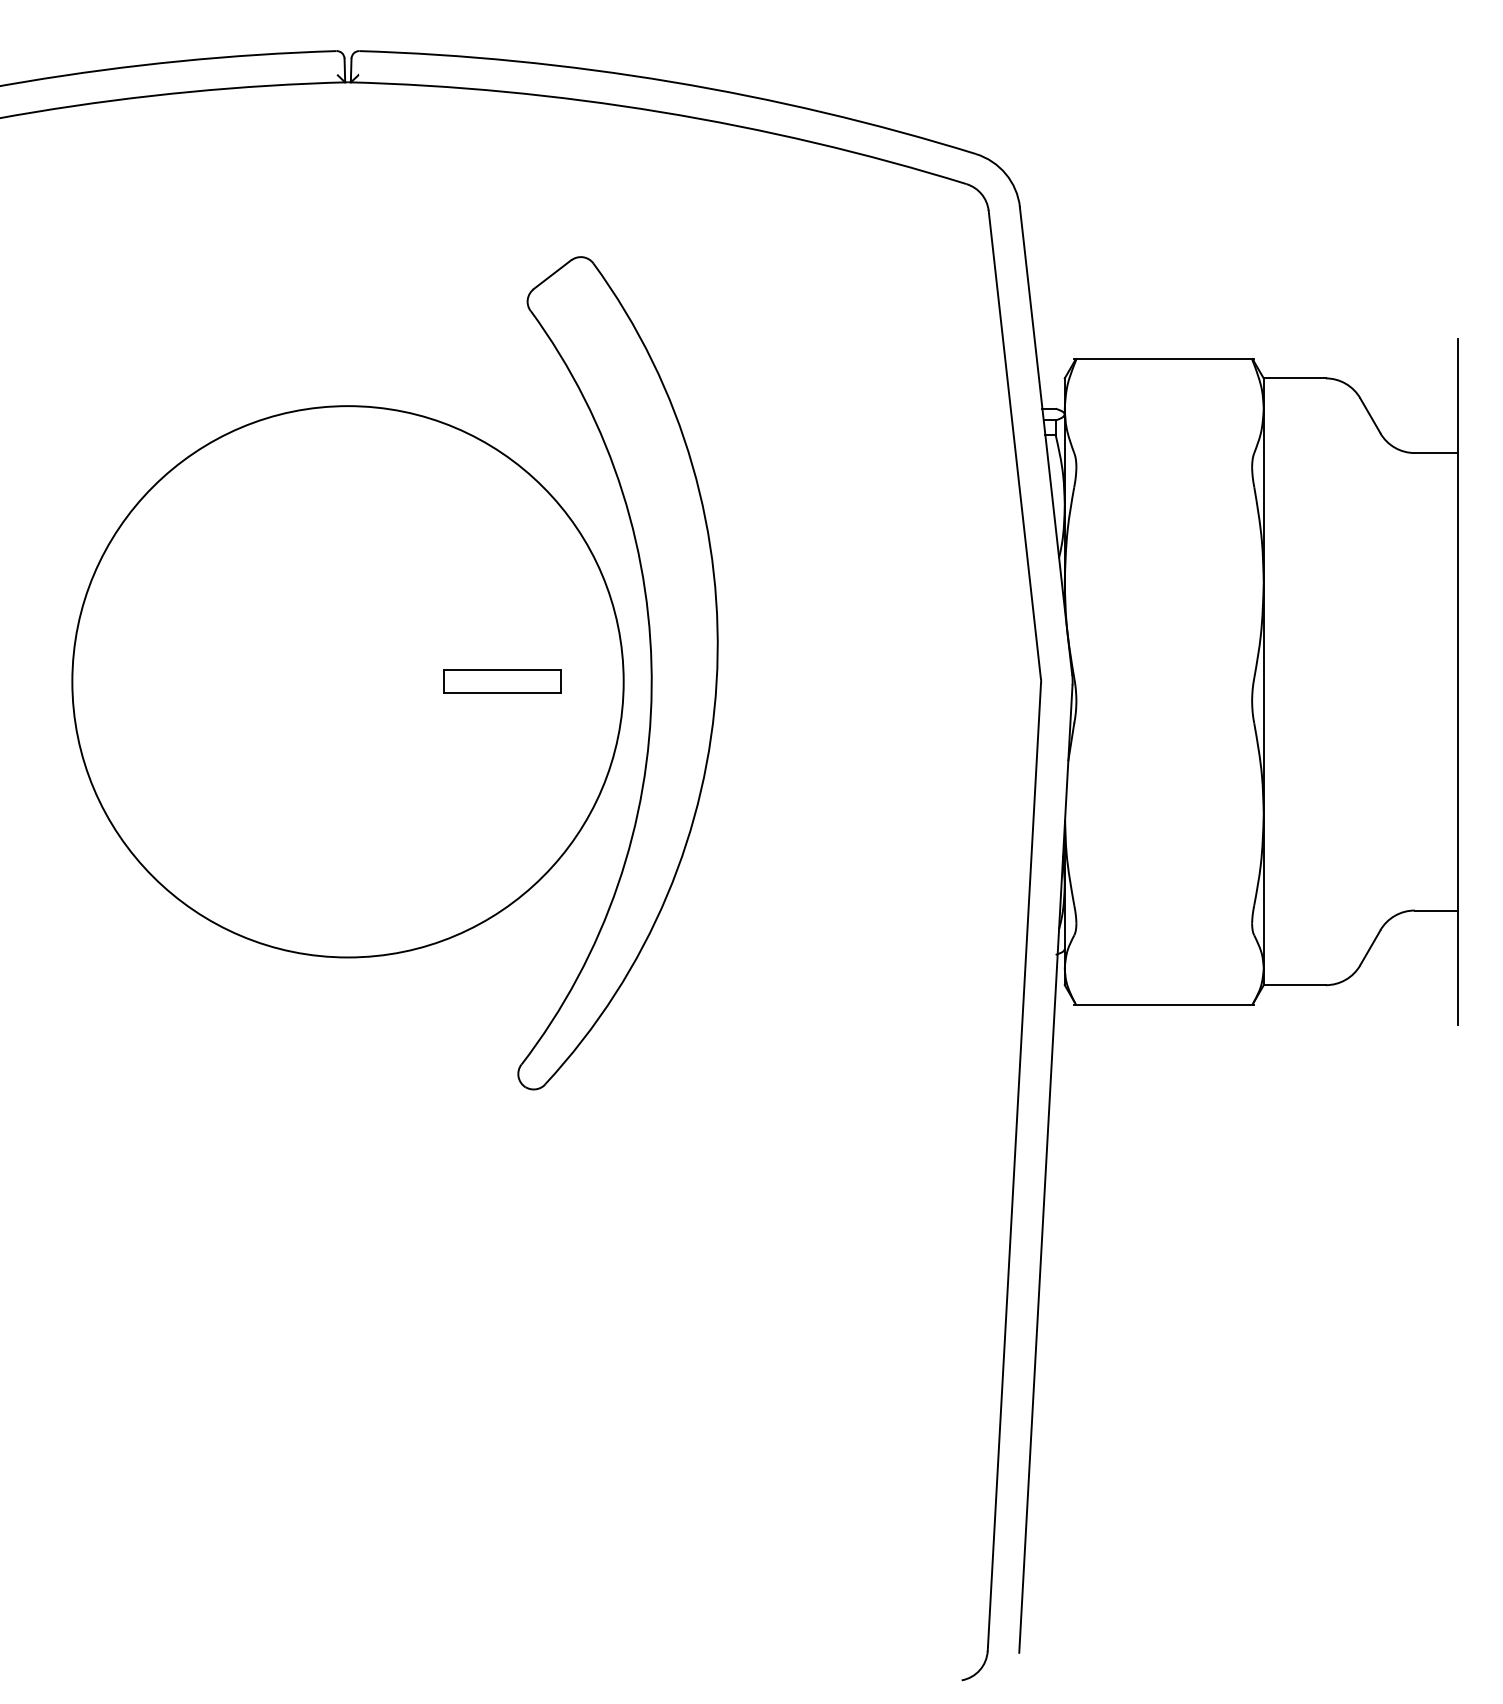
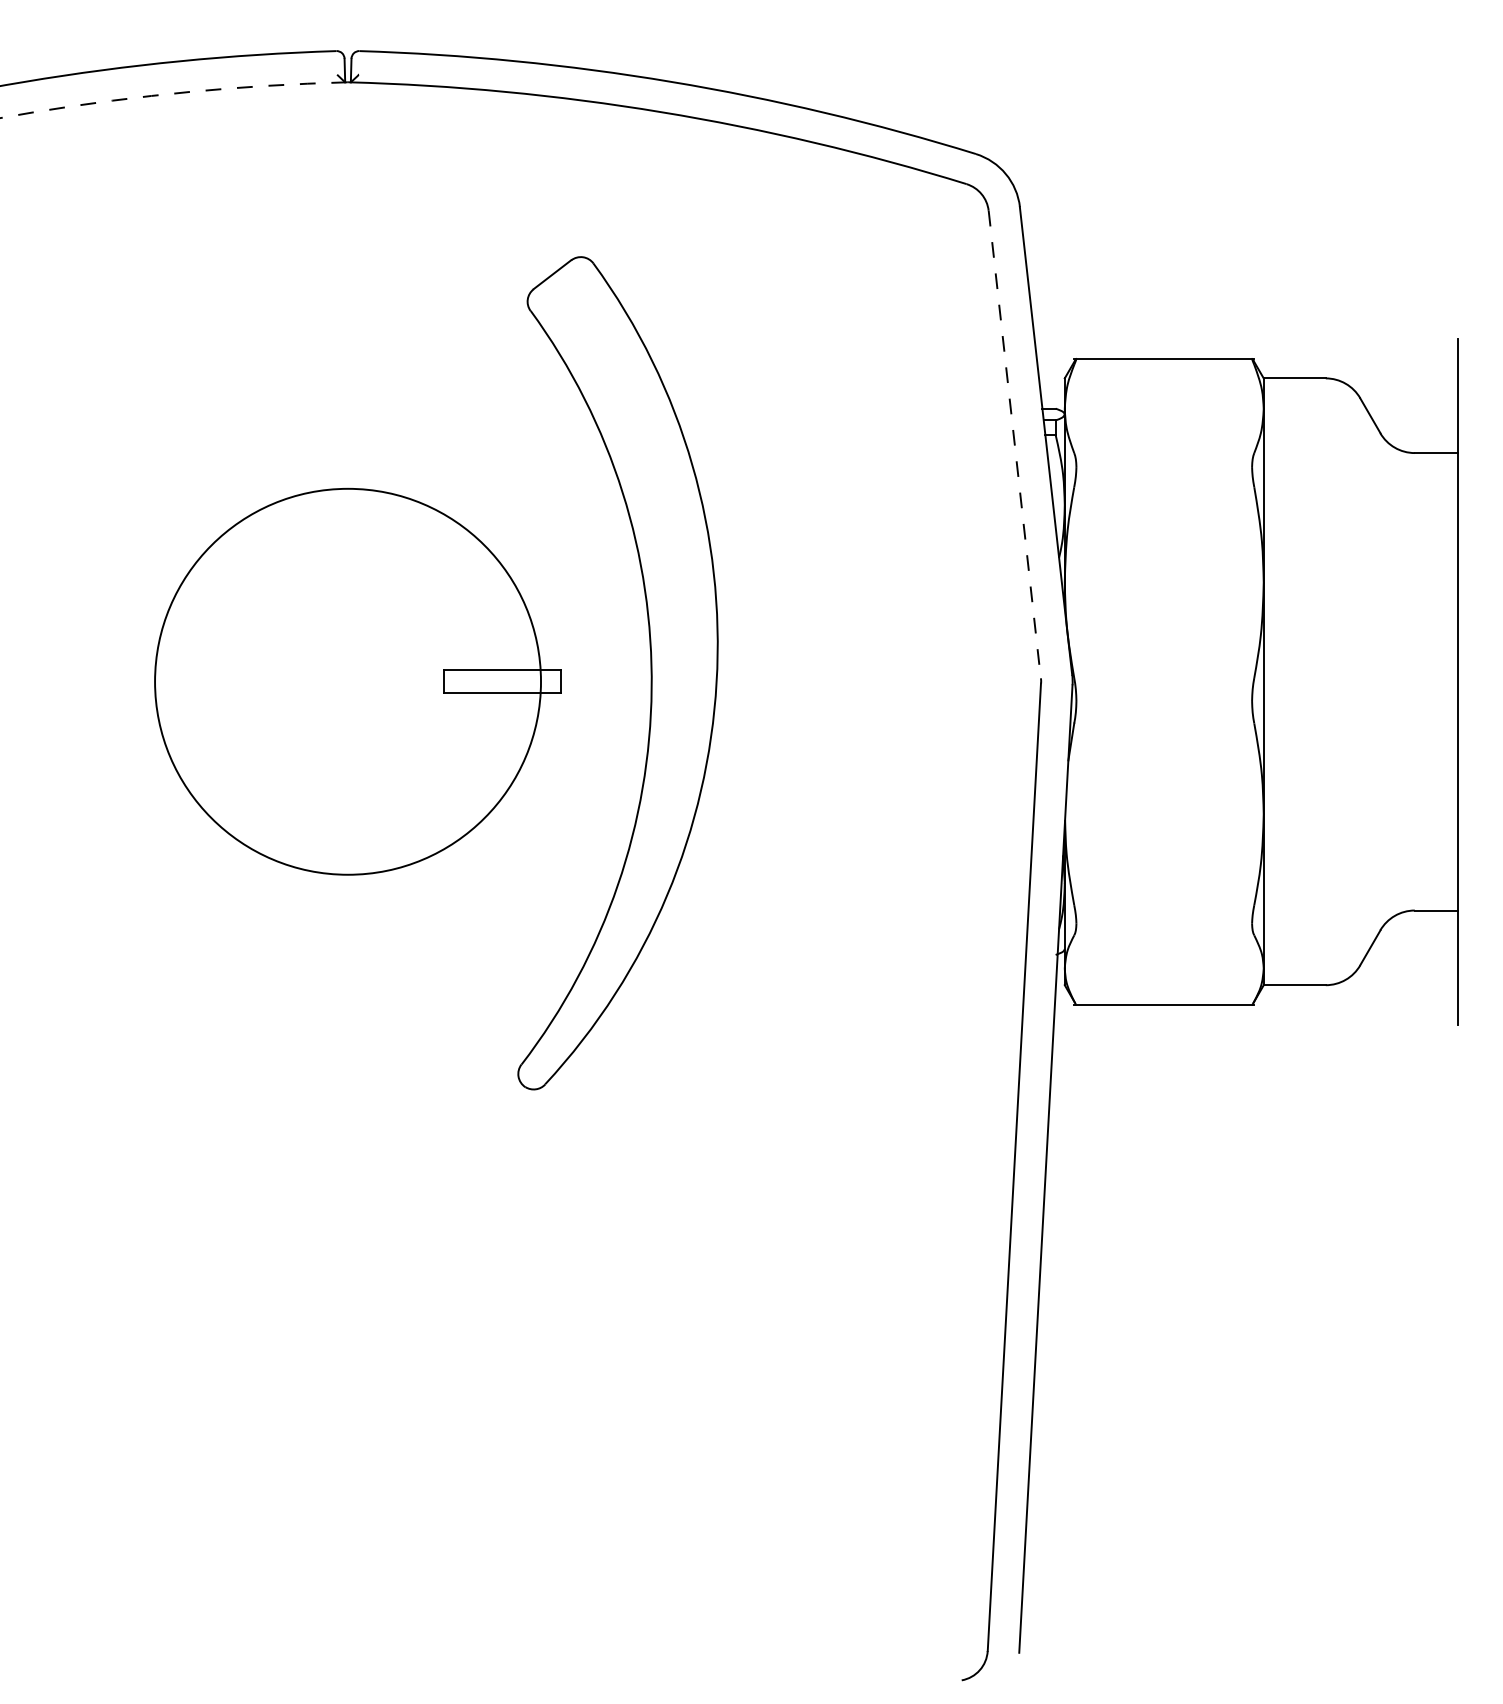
arc: solid -> dashed (172, 93)
line: solid -> dashed (1014, 445)
circle diameter: 551 px -> 386 px (348, 681)
